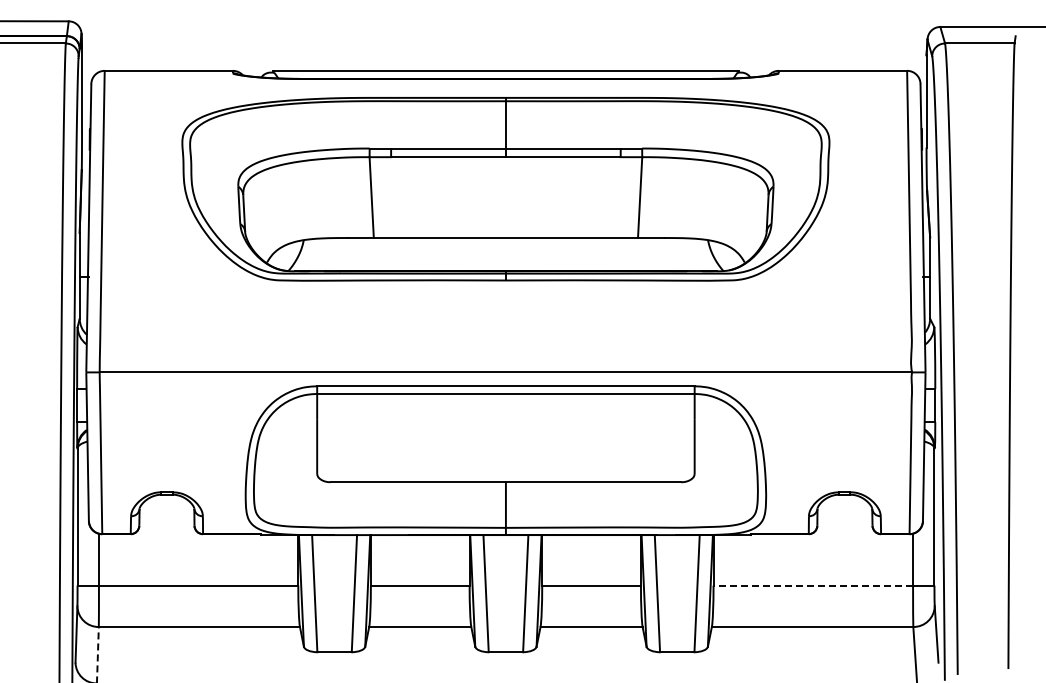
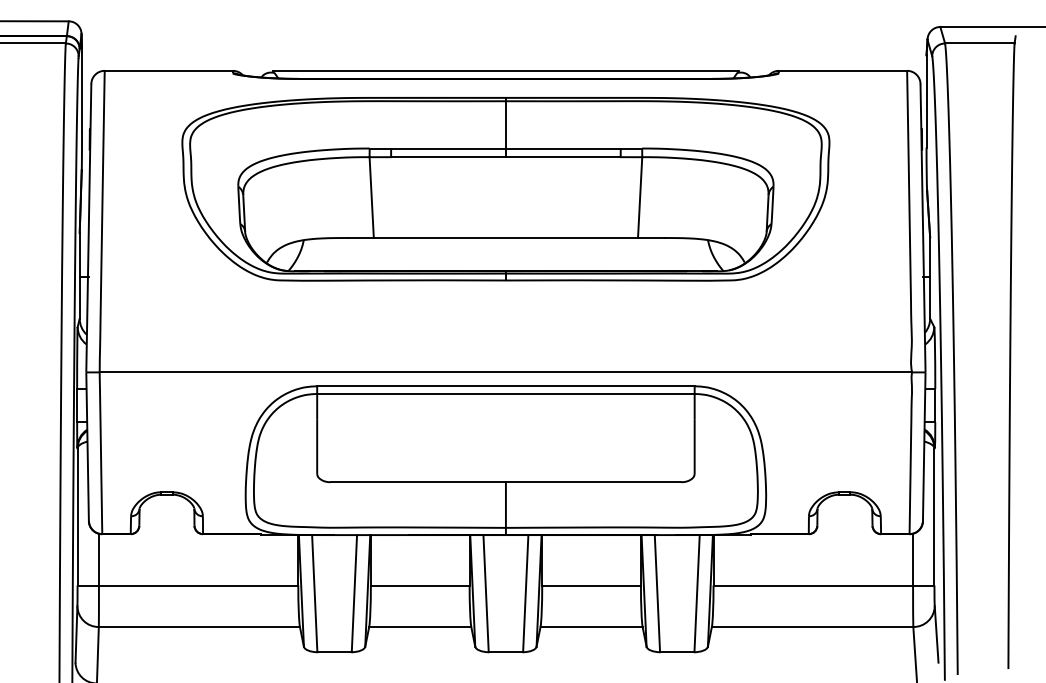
line: dashed -> solid (813, 585)
line: dashed -> solid (97, 654)
